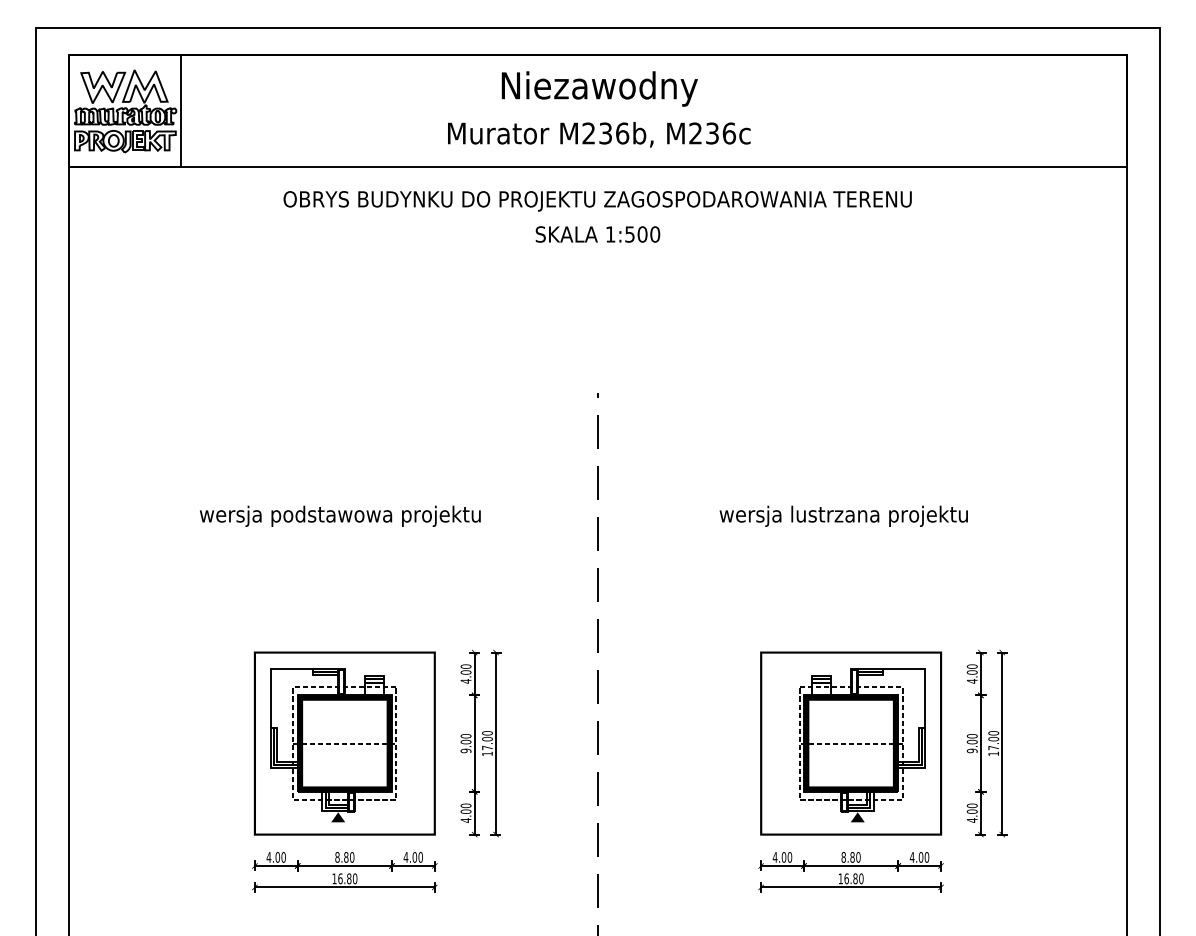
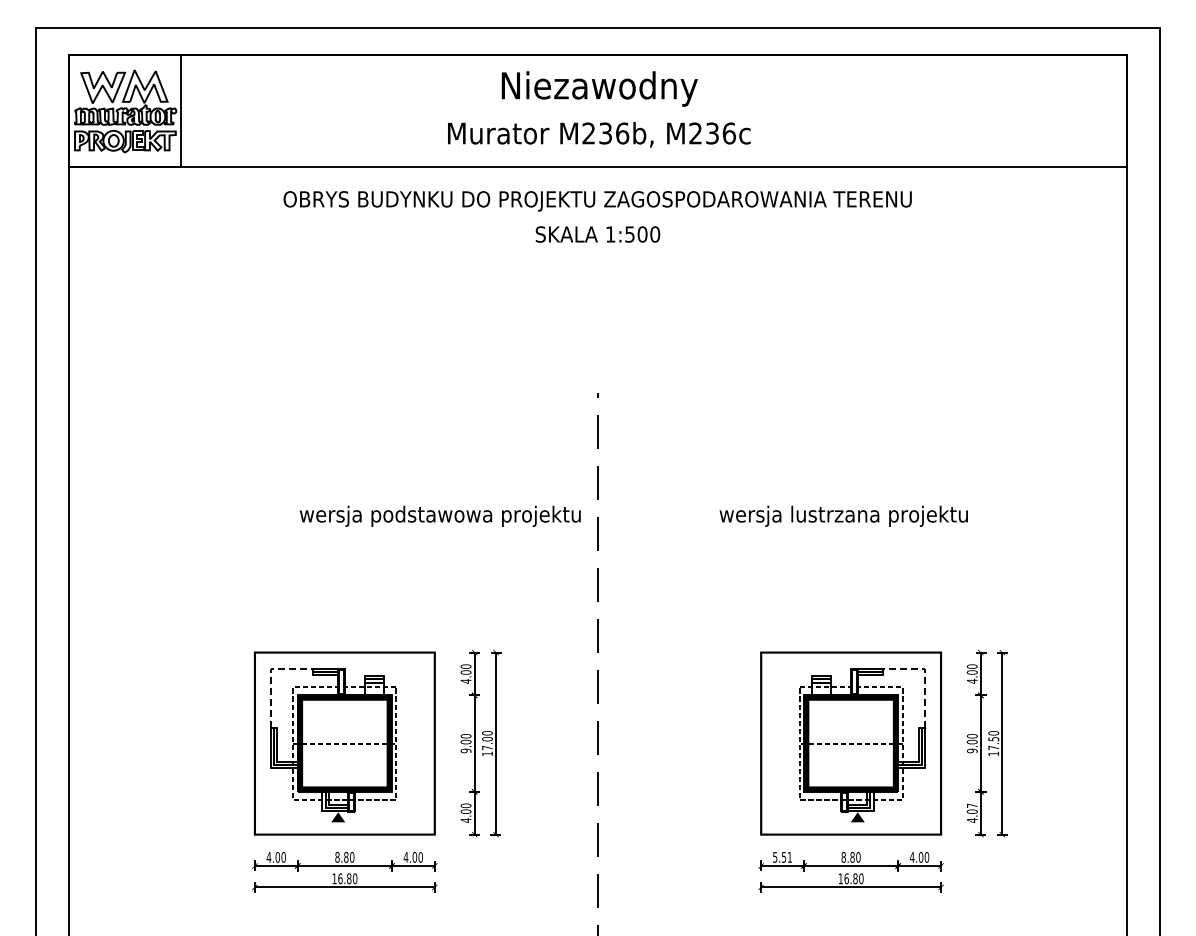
text position: (339, 515) -> (439, 515) (439, 515)
line: solid -> dashed (271, 676)
line: solid -> dashed (924, 676)
text: 17.00 -> 17.50 (993, 738)
text: 4.00 -> 4.07 (971, 805)
text: 4.00 -> 5.51 (782, 857)
